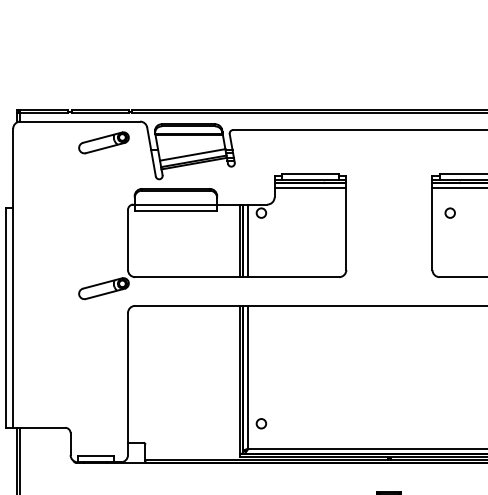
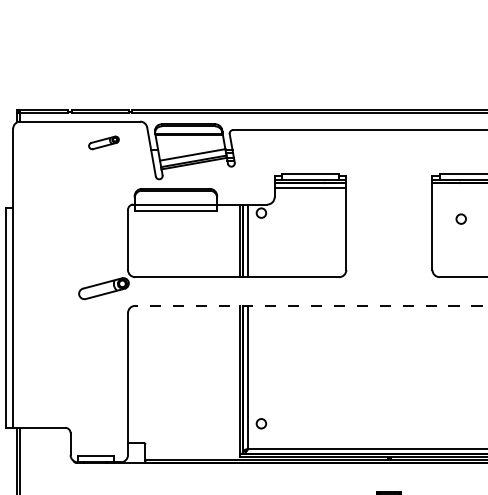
part size: 52x24 px -> 32x16 px (103, 142)
line: present -> none (458, 188)
circle position: (449, 212) -> (460, 218) (460, 218)
line: solid -> dashed (311, 305)
